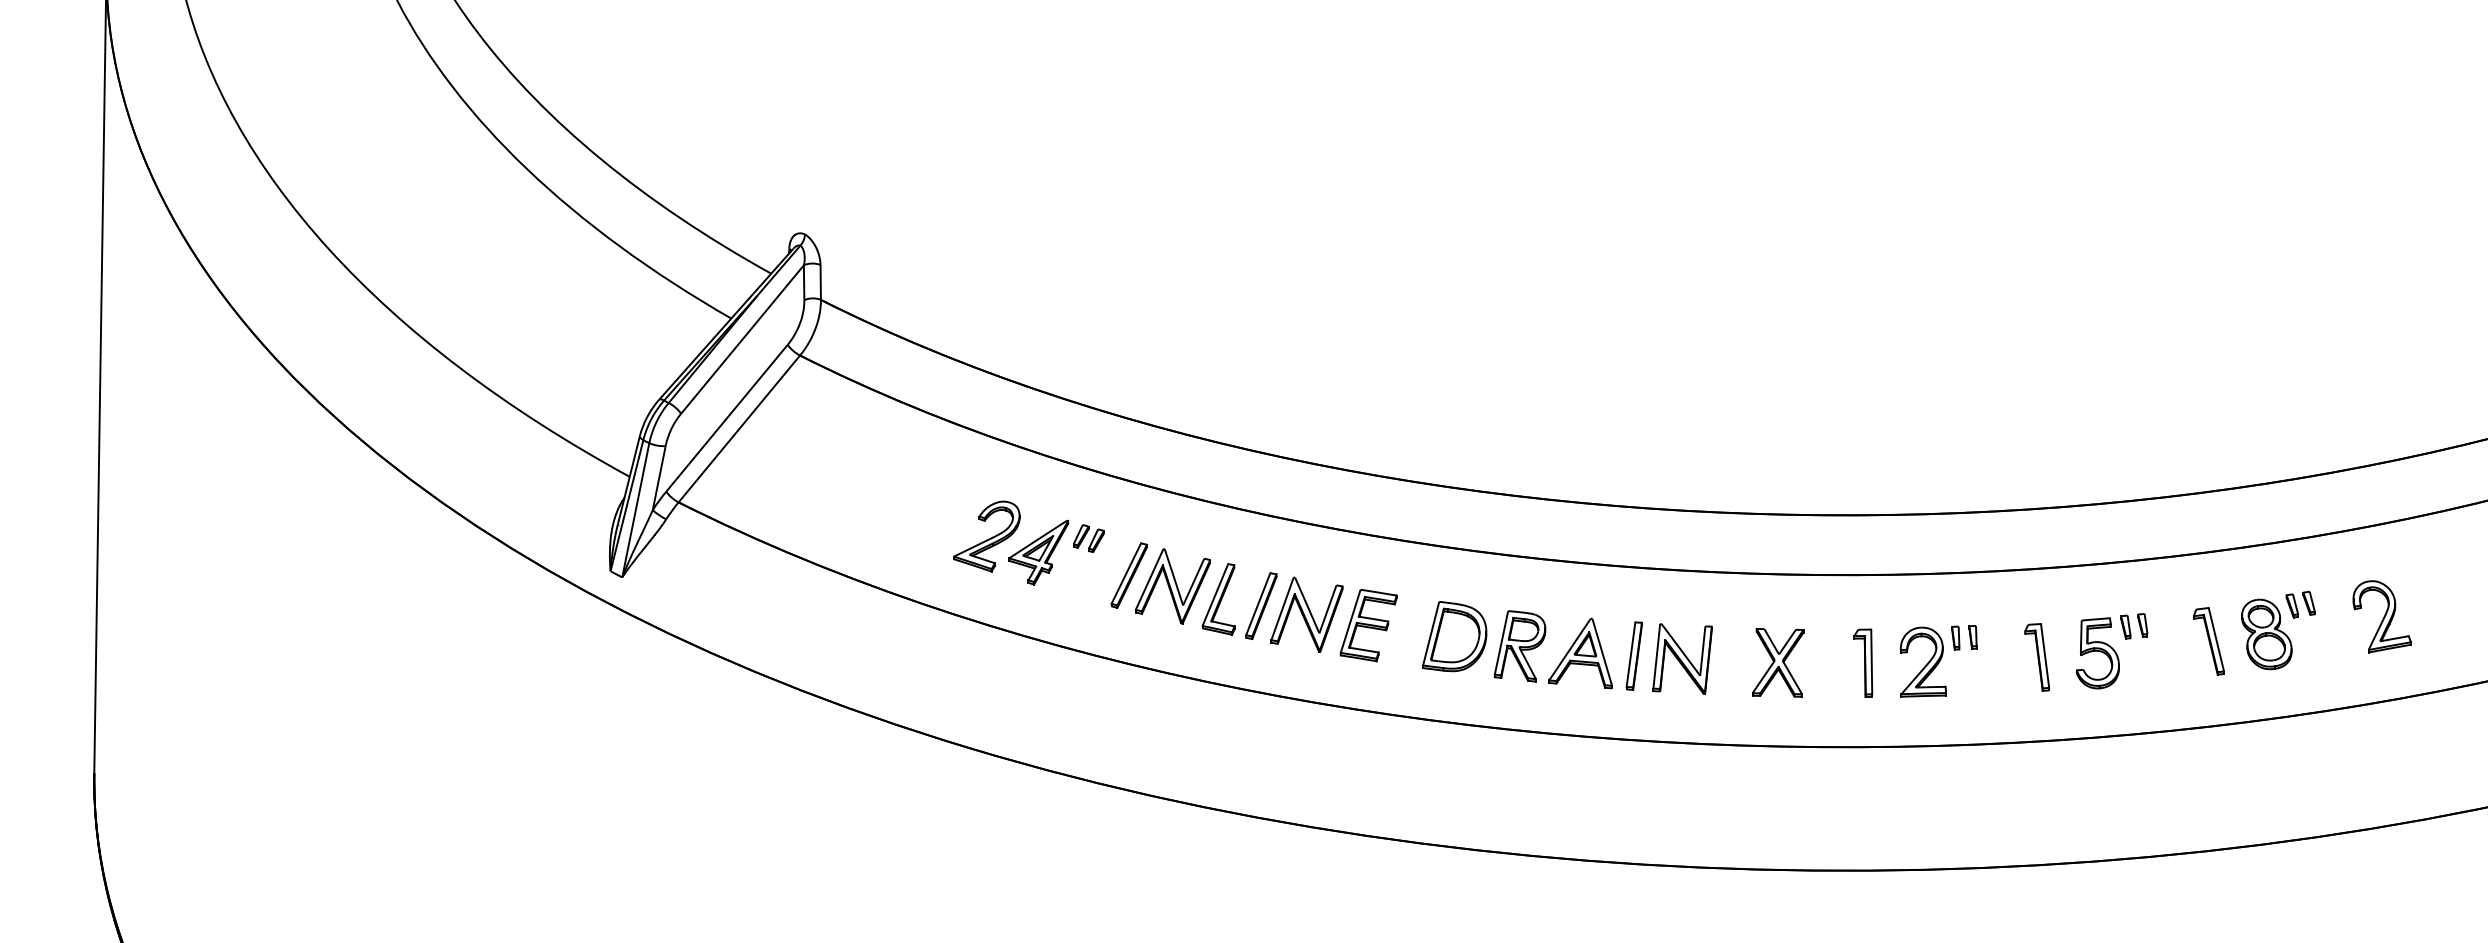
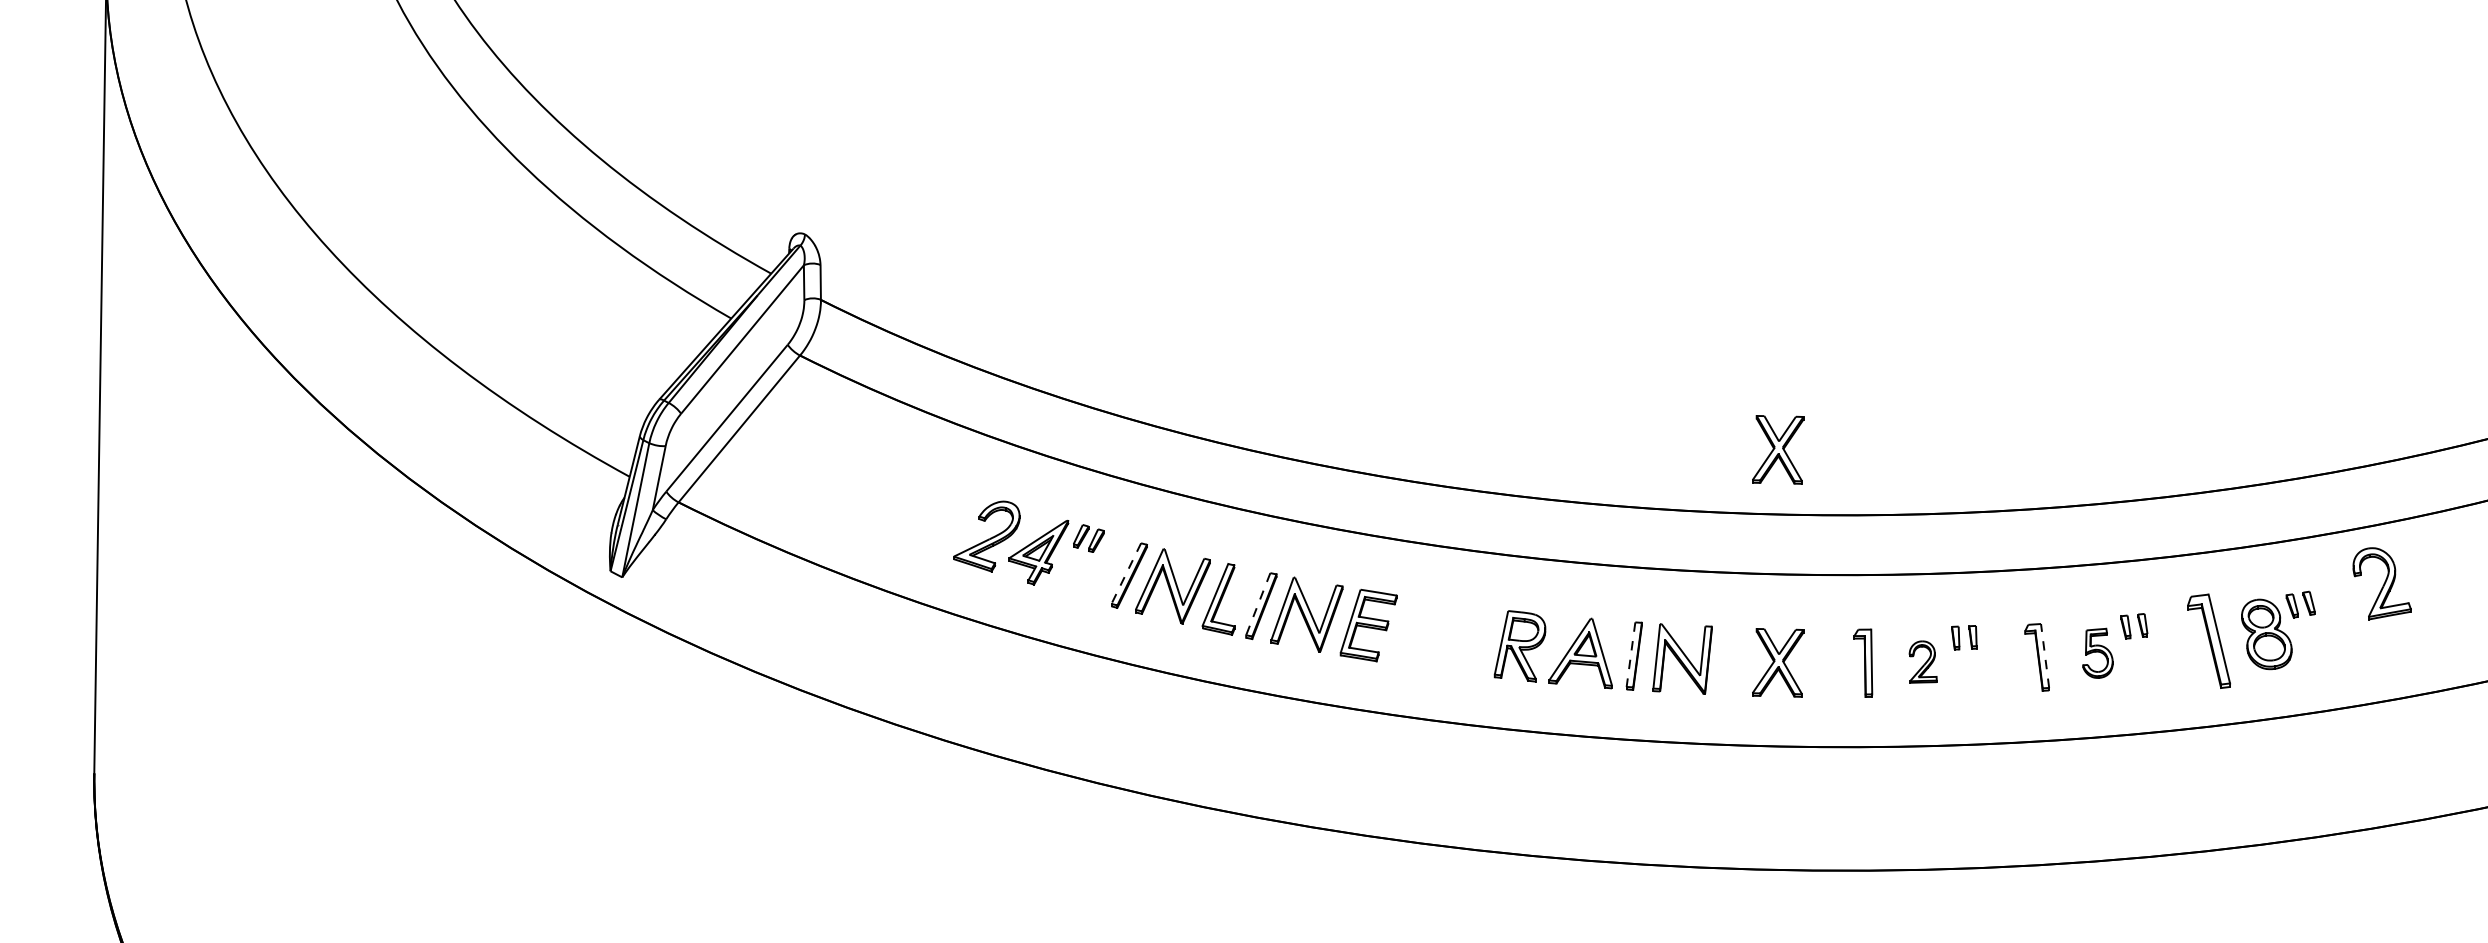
part: none -> present (1778, 449)
line: solid -> dashed (1126, 573)
line: solid -> dashed (1258, 604)
part position: (2381, 616) -> (2381, 583) (2381, 583)
part: present -> none (1454, 636)
part size: 32x69 px -> 44x96 px (2208, 640)
part size: 44x73 px -> 32x52 px (2097, 652)
line: solid -> dashed (1631, 654)
line: solid -> dashed (2045, 655)
part size: 48x72 px -> 30x44 px (1922, 661)
